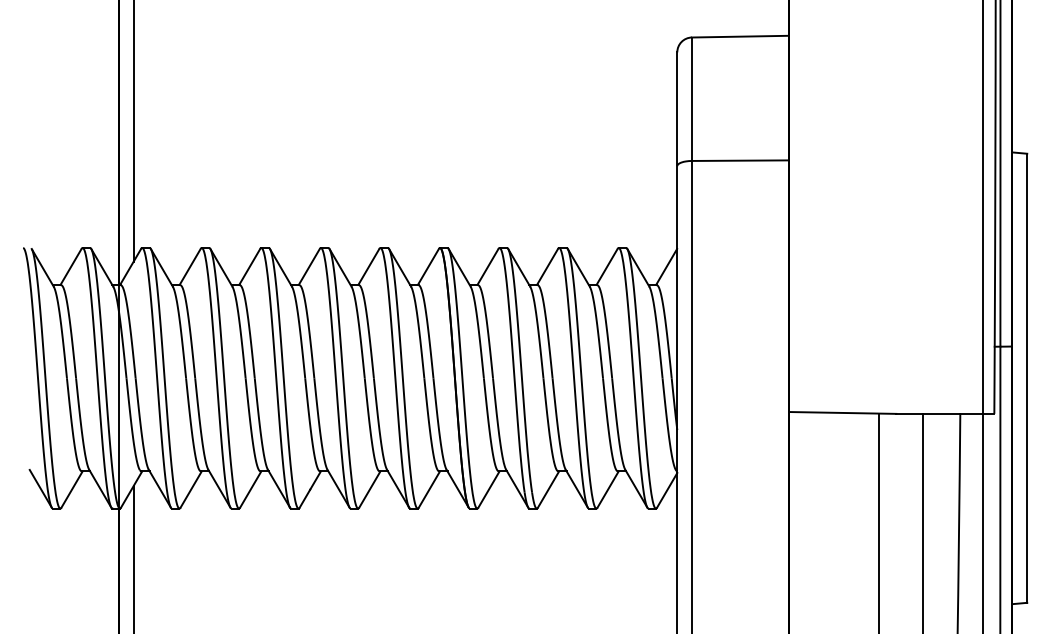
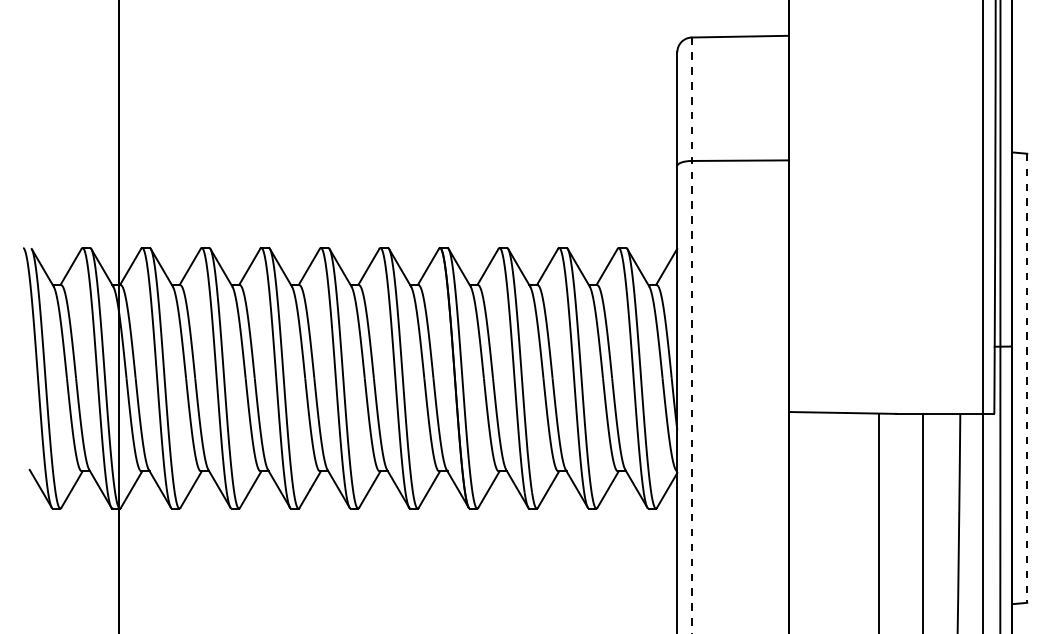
line: present -> none (133, 131)
line: solid -> dashed (691, 335)
line: solid -> dashed (1027, 378)
line: present -> none (133, 558)
